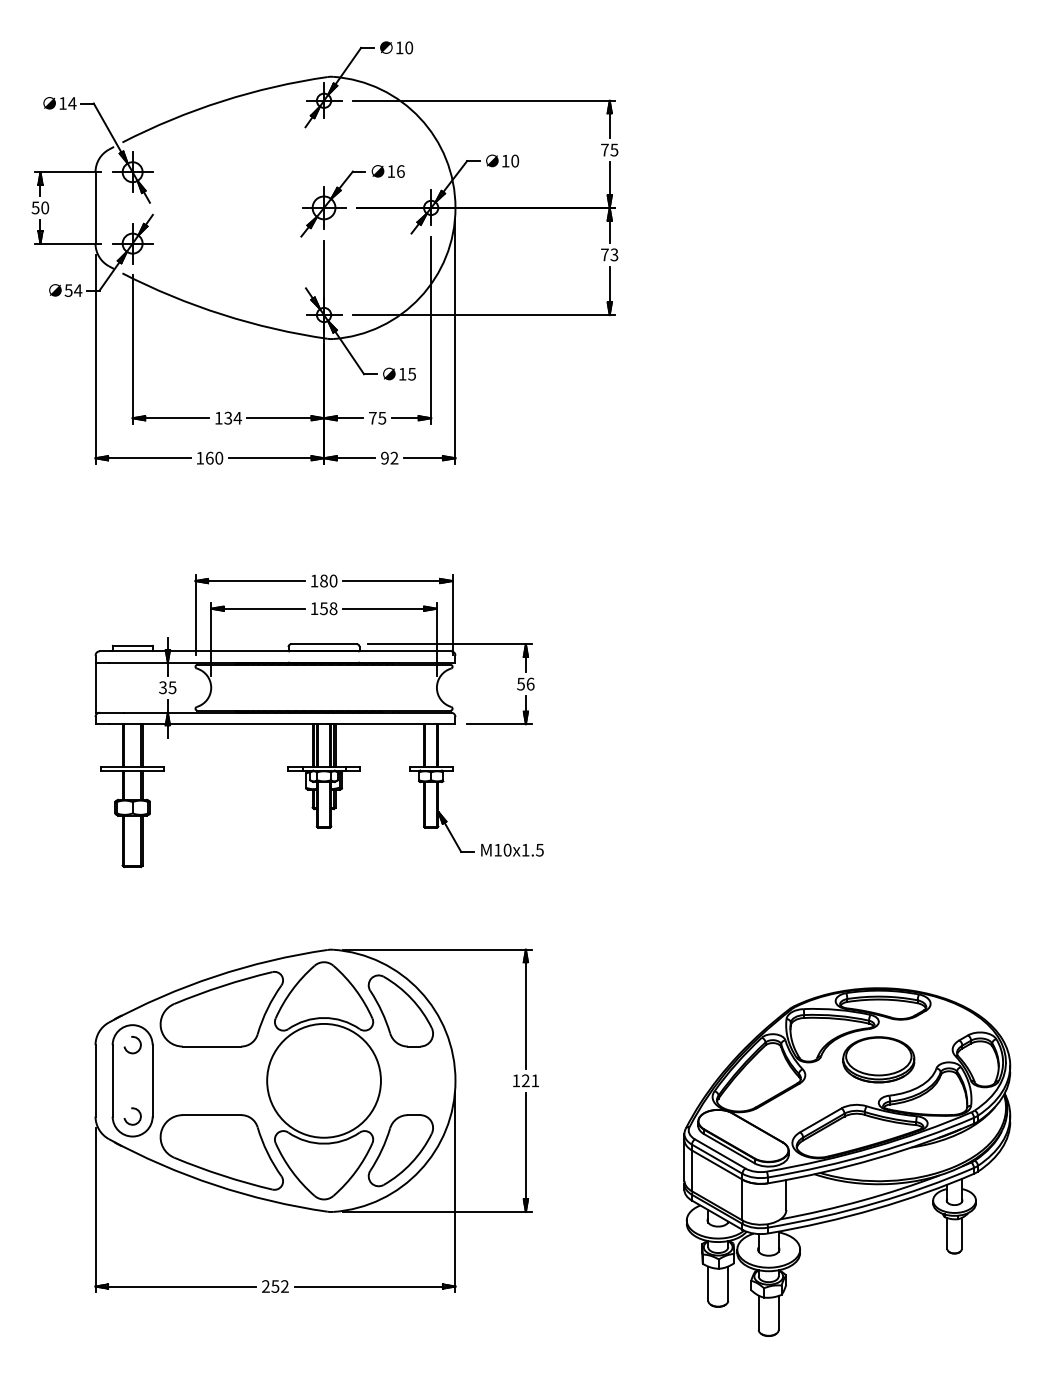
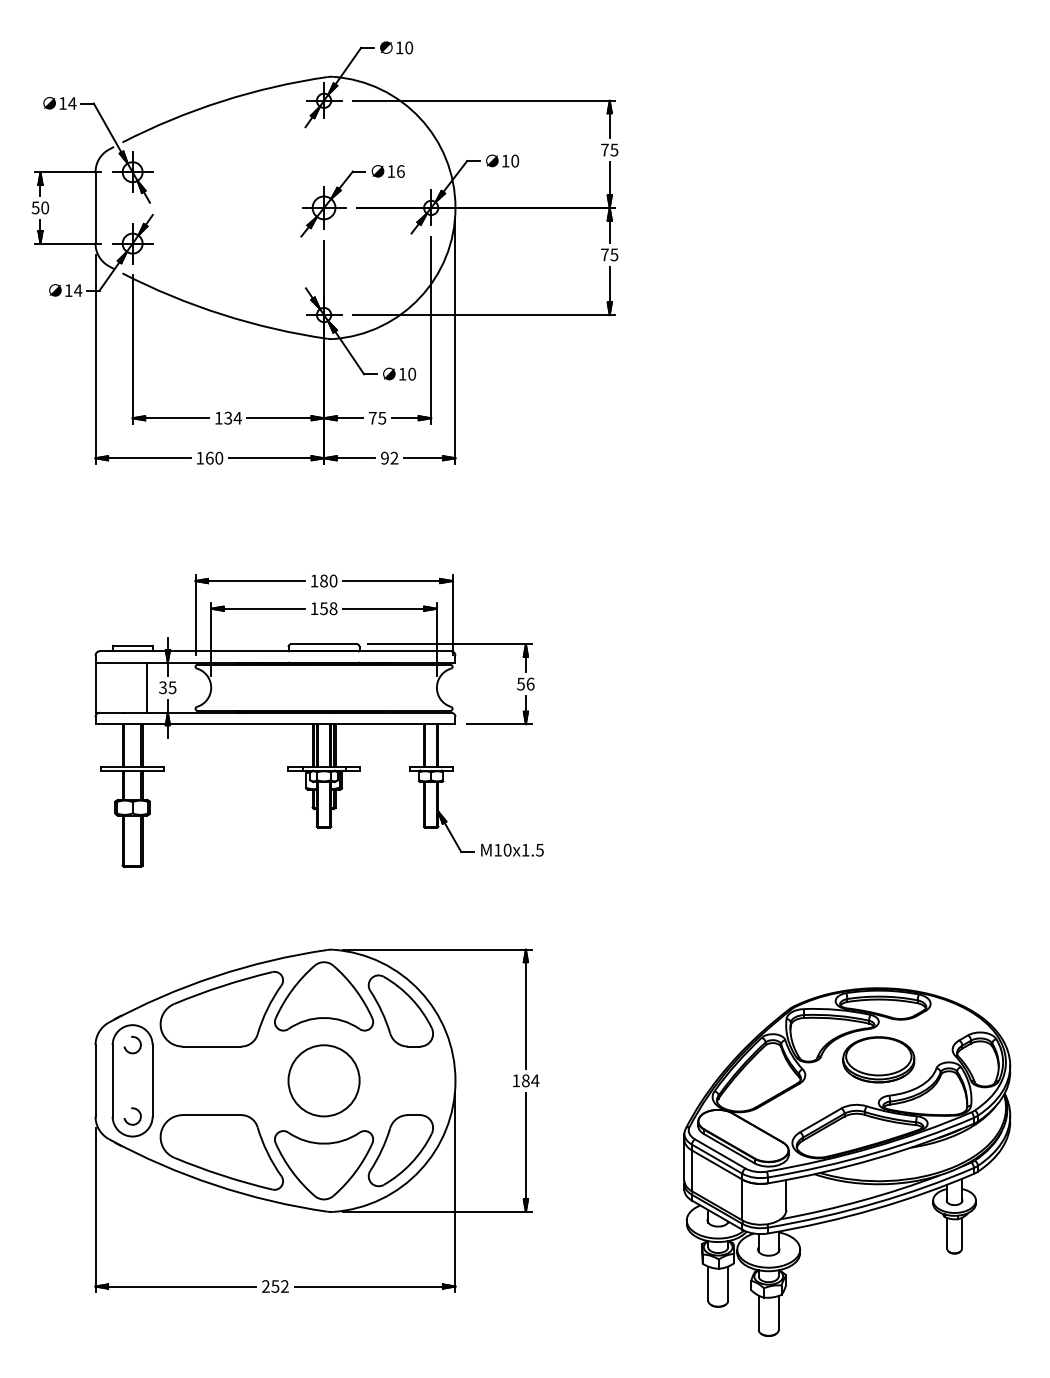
text: 73 -> 75 (614, 254)
text: 54 -> 14 (68, 290)
text: 15 -> 10 (412, 373)
line: none -> present (146, 687)
circle diameter: 114 px -> 71 px (323, 1080)
text: 121 -> 184 (530, 1080)
